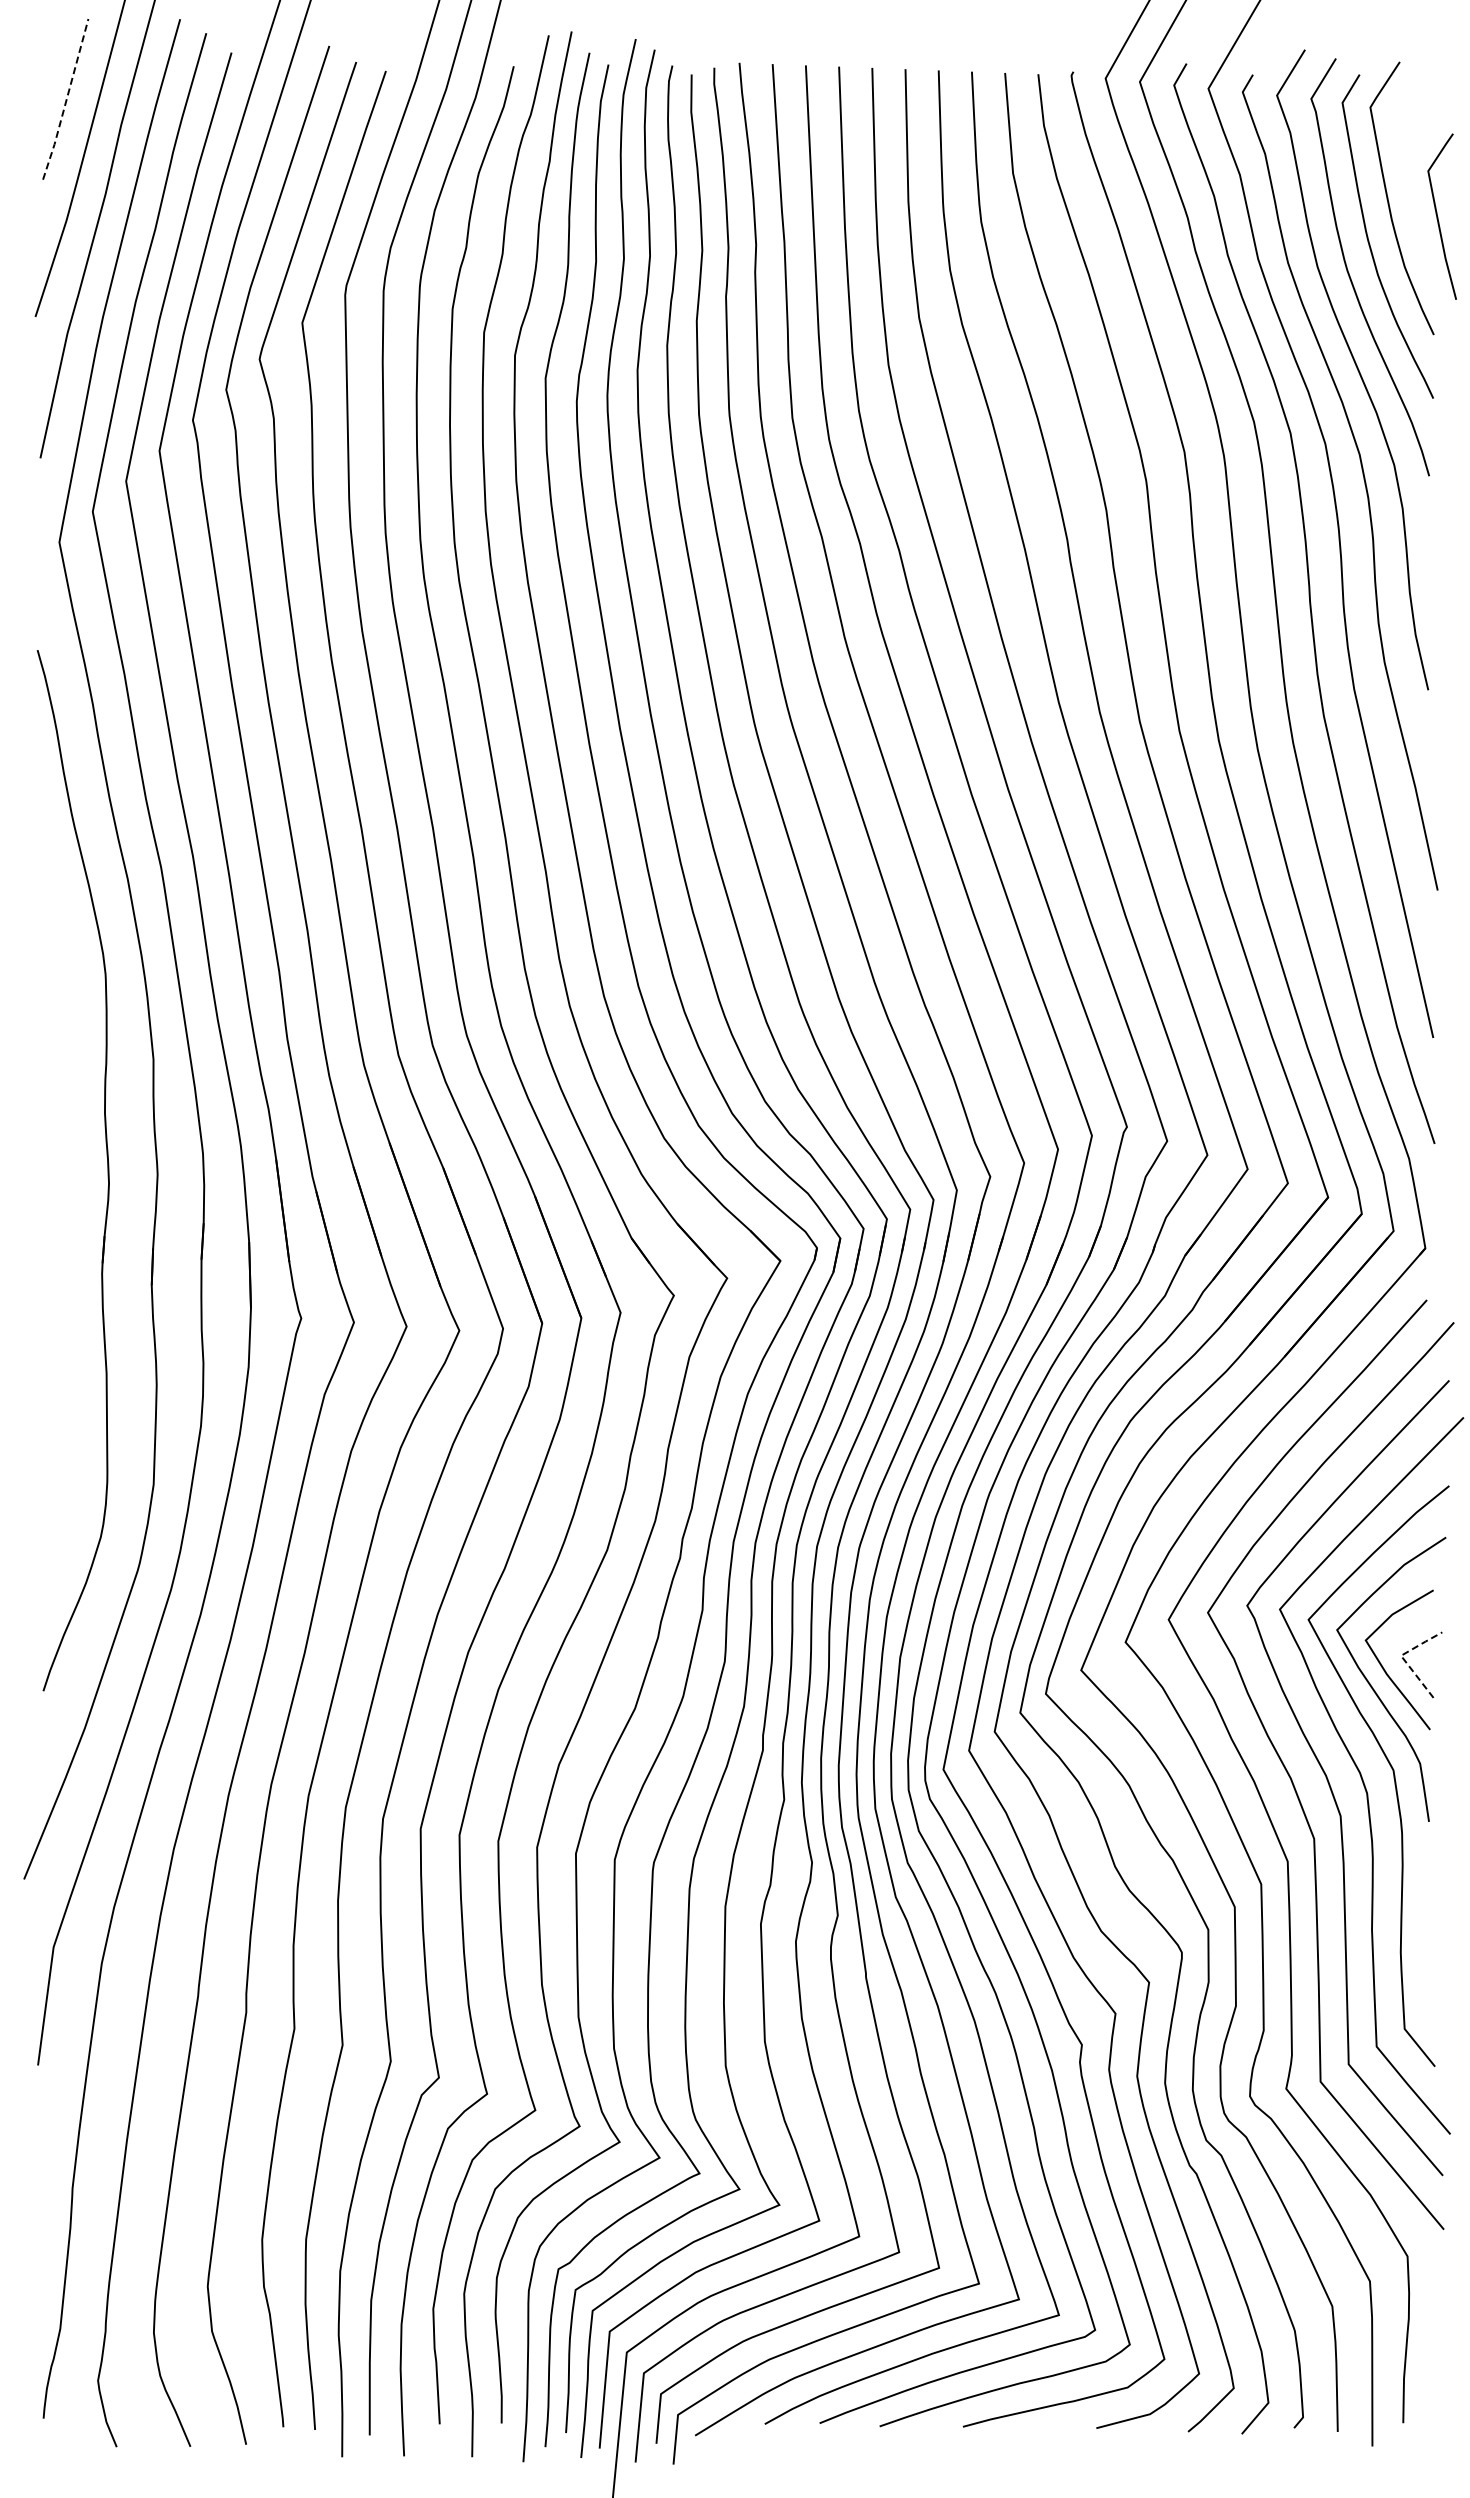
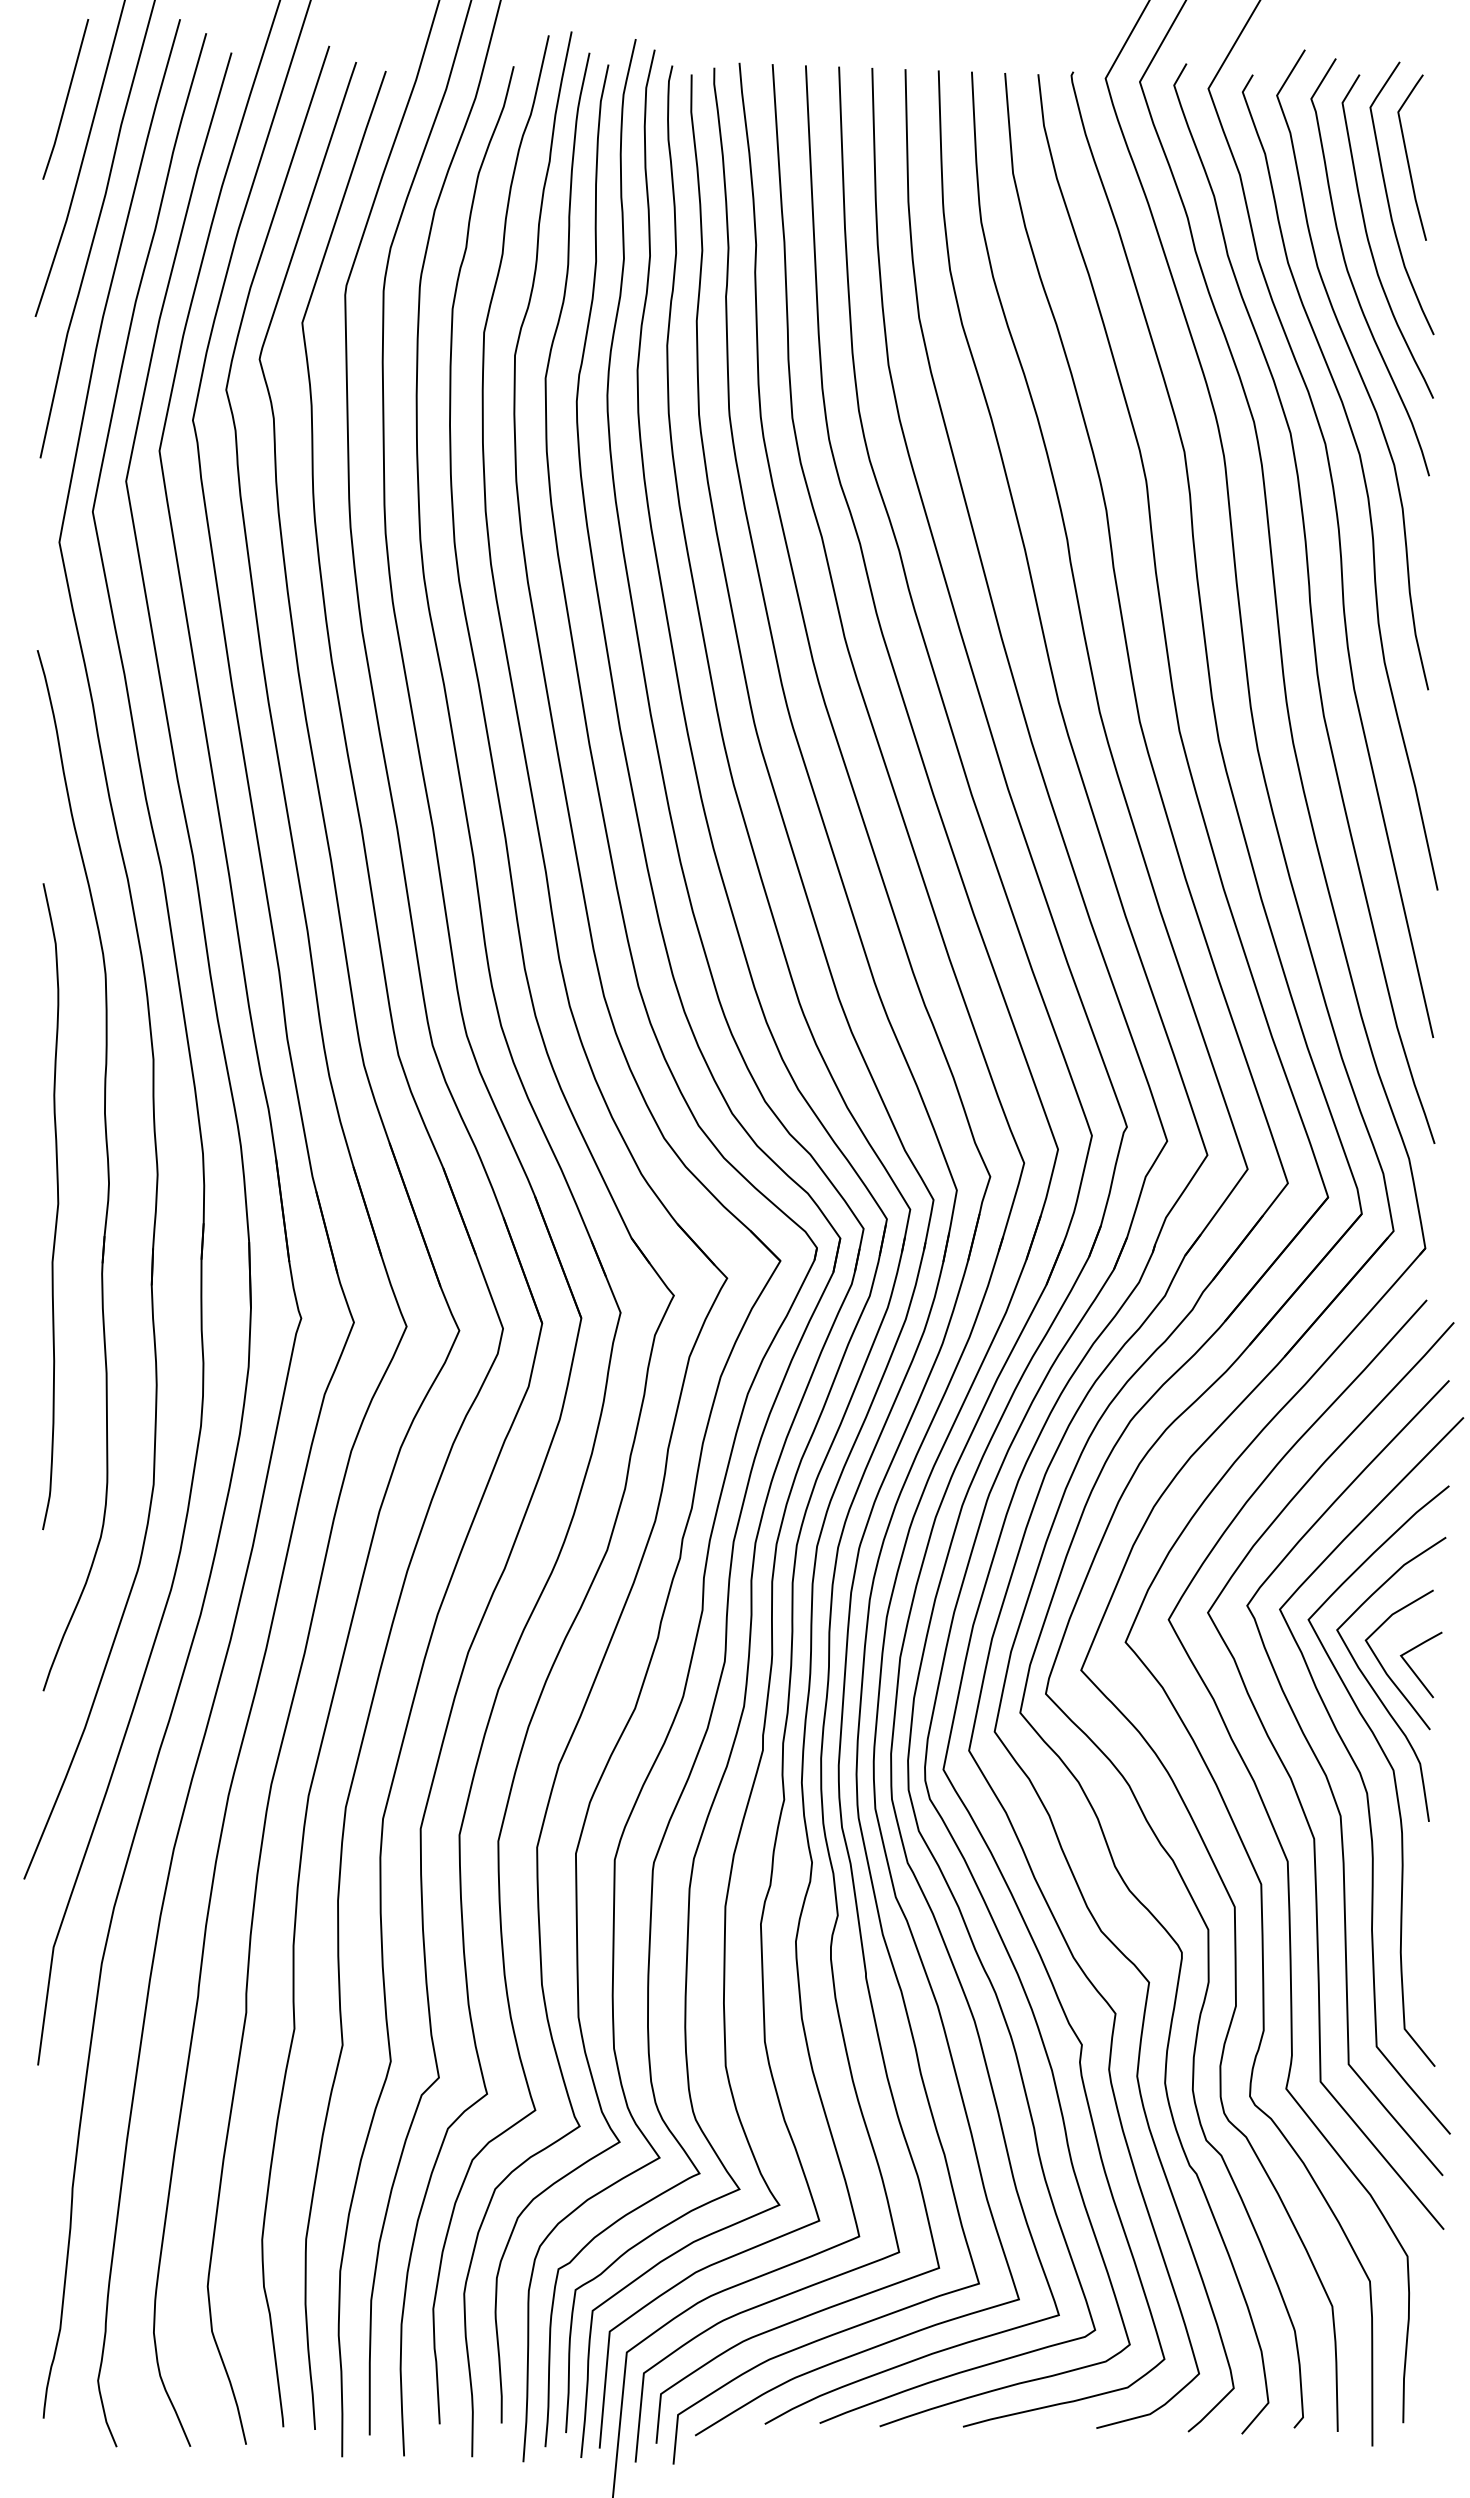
line: dashed -> solid (66, 100)
curve position: (1438, 216) -> (1408, 157) (1408, 157)
curve: none -> present (56, 1208)
line: dashed -> solid (1401, 1656)
